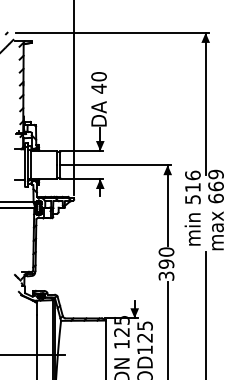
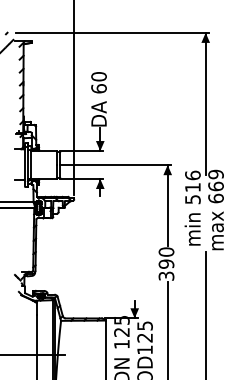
text: 40 -> 60 (98, 88)
